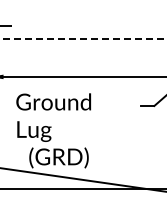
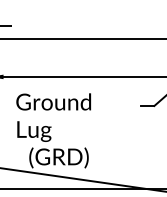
line: dashed -> solid (83, 38)
